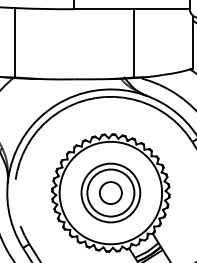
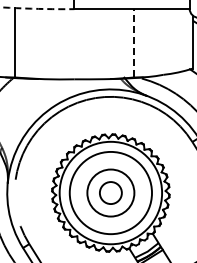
arc: solid -> dashed (37, 8)
line: solid -> dashed (133, 42)
circle diameter: 59 px -> 82 px (110, 192)
